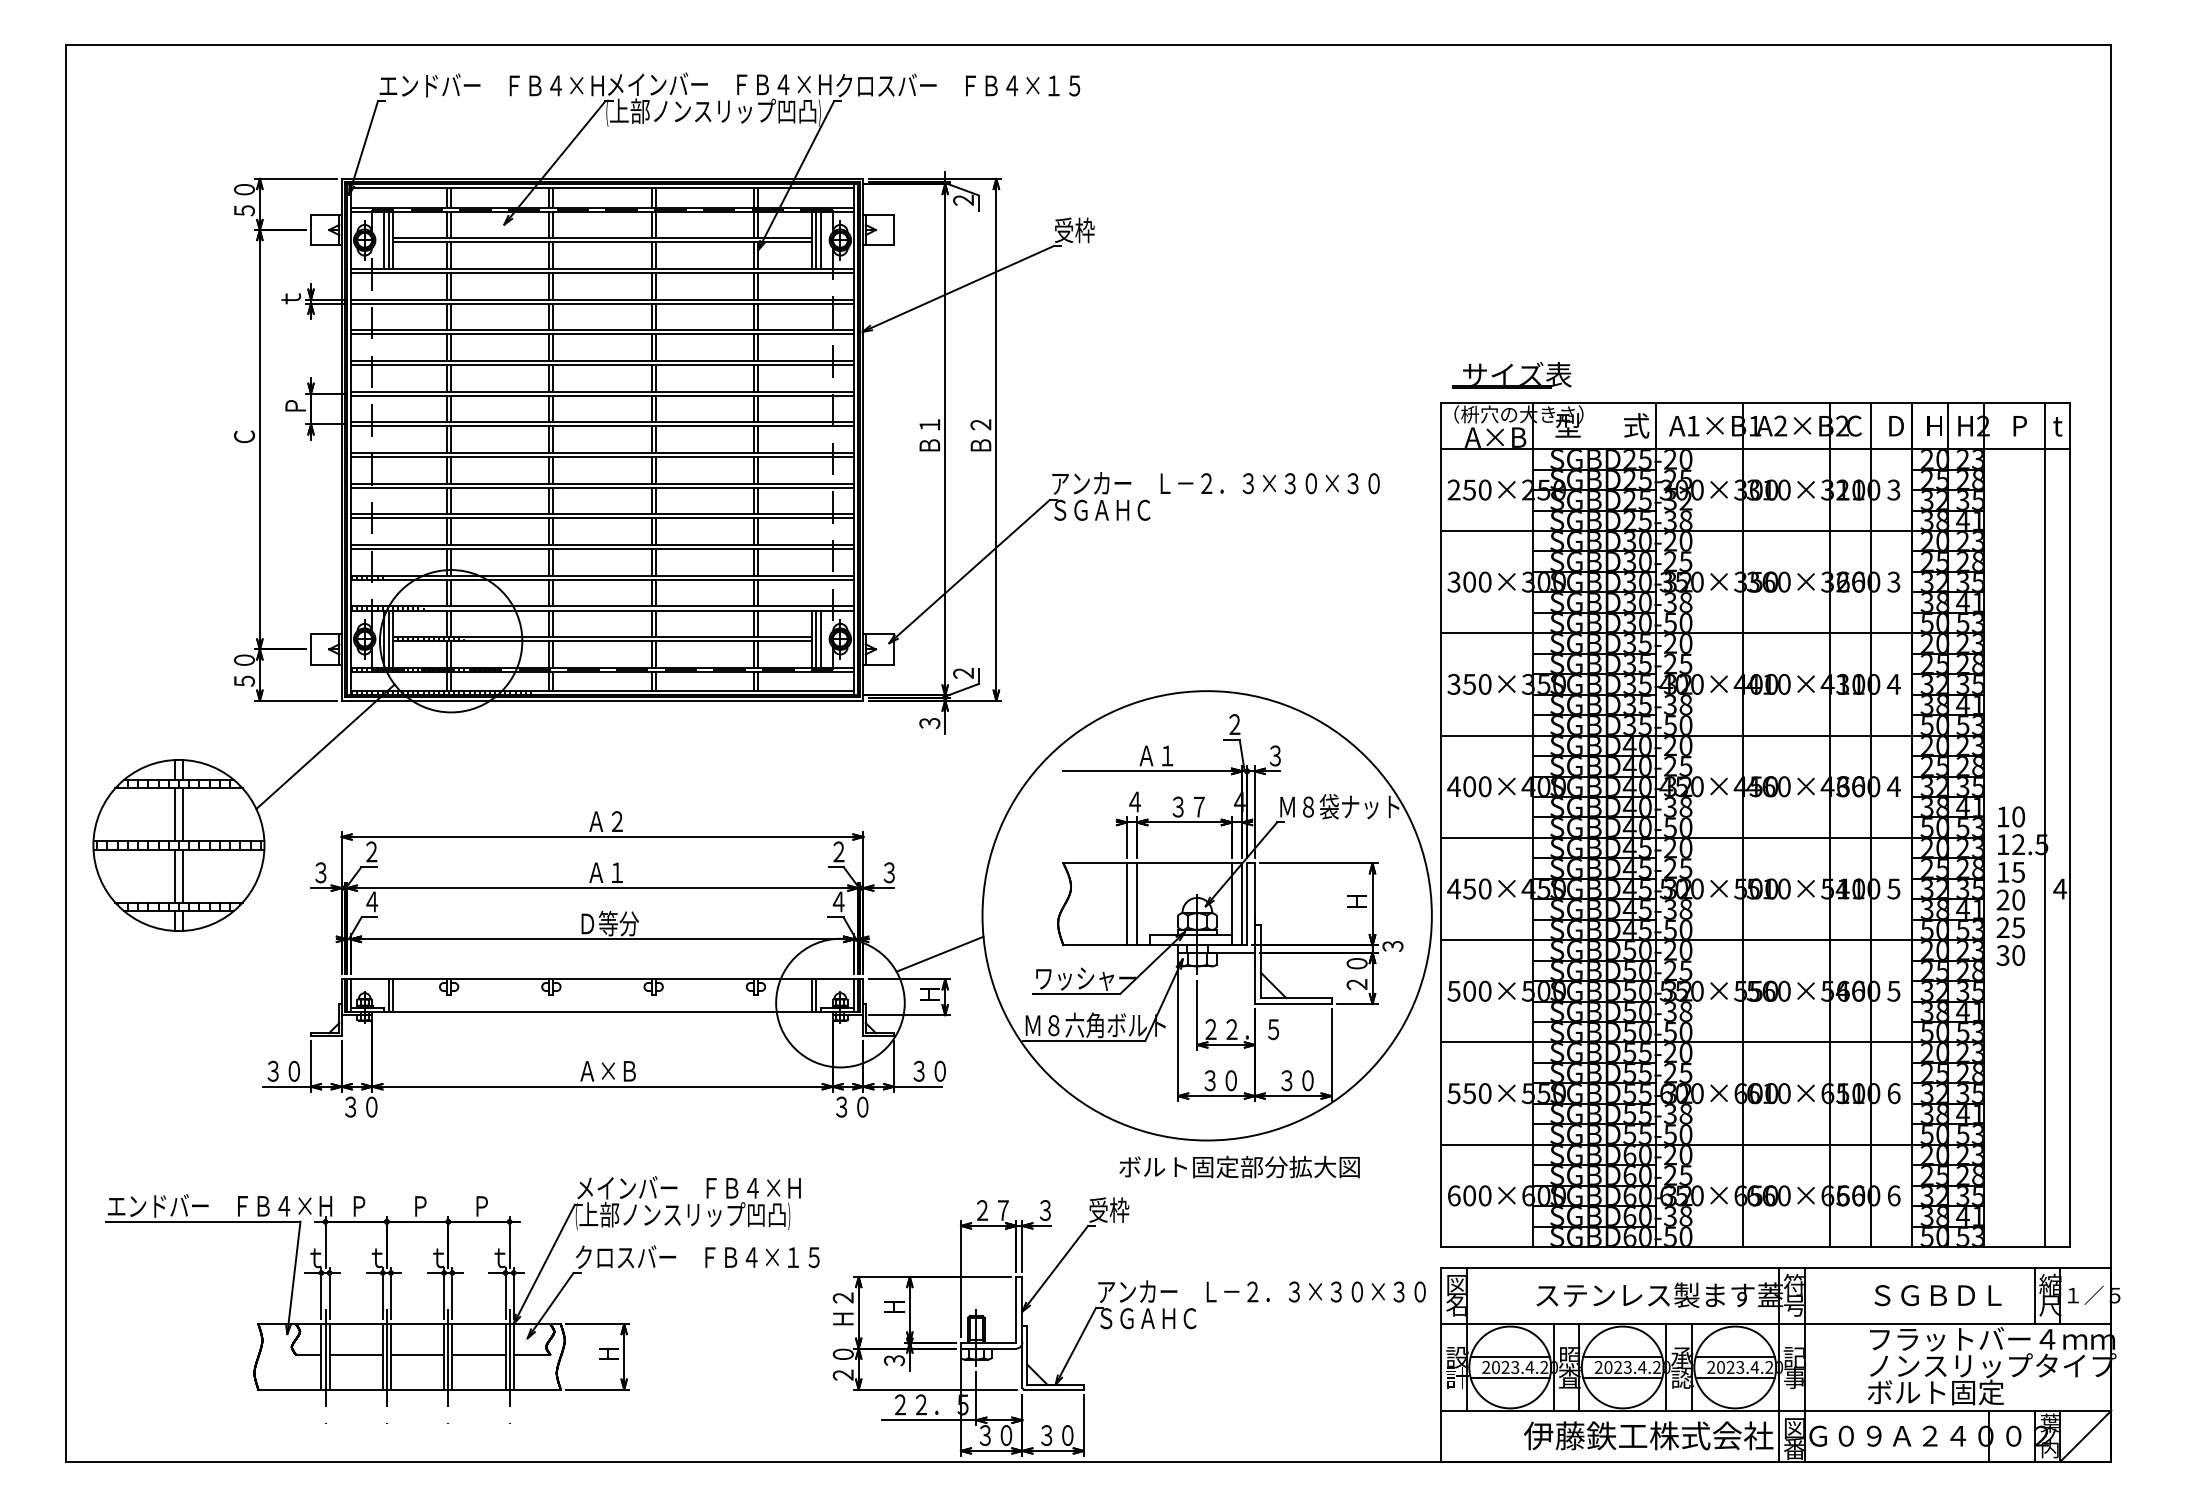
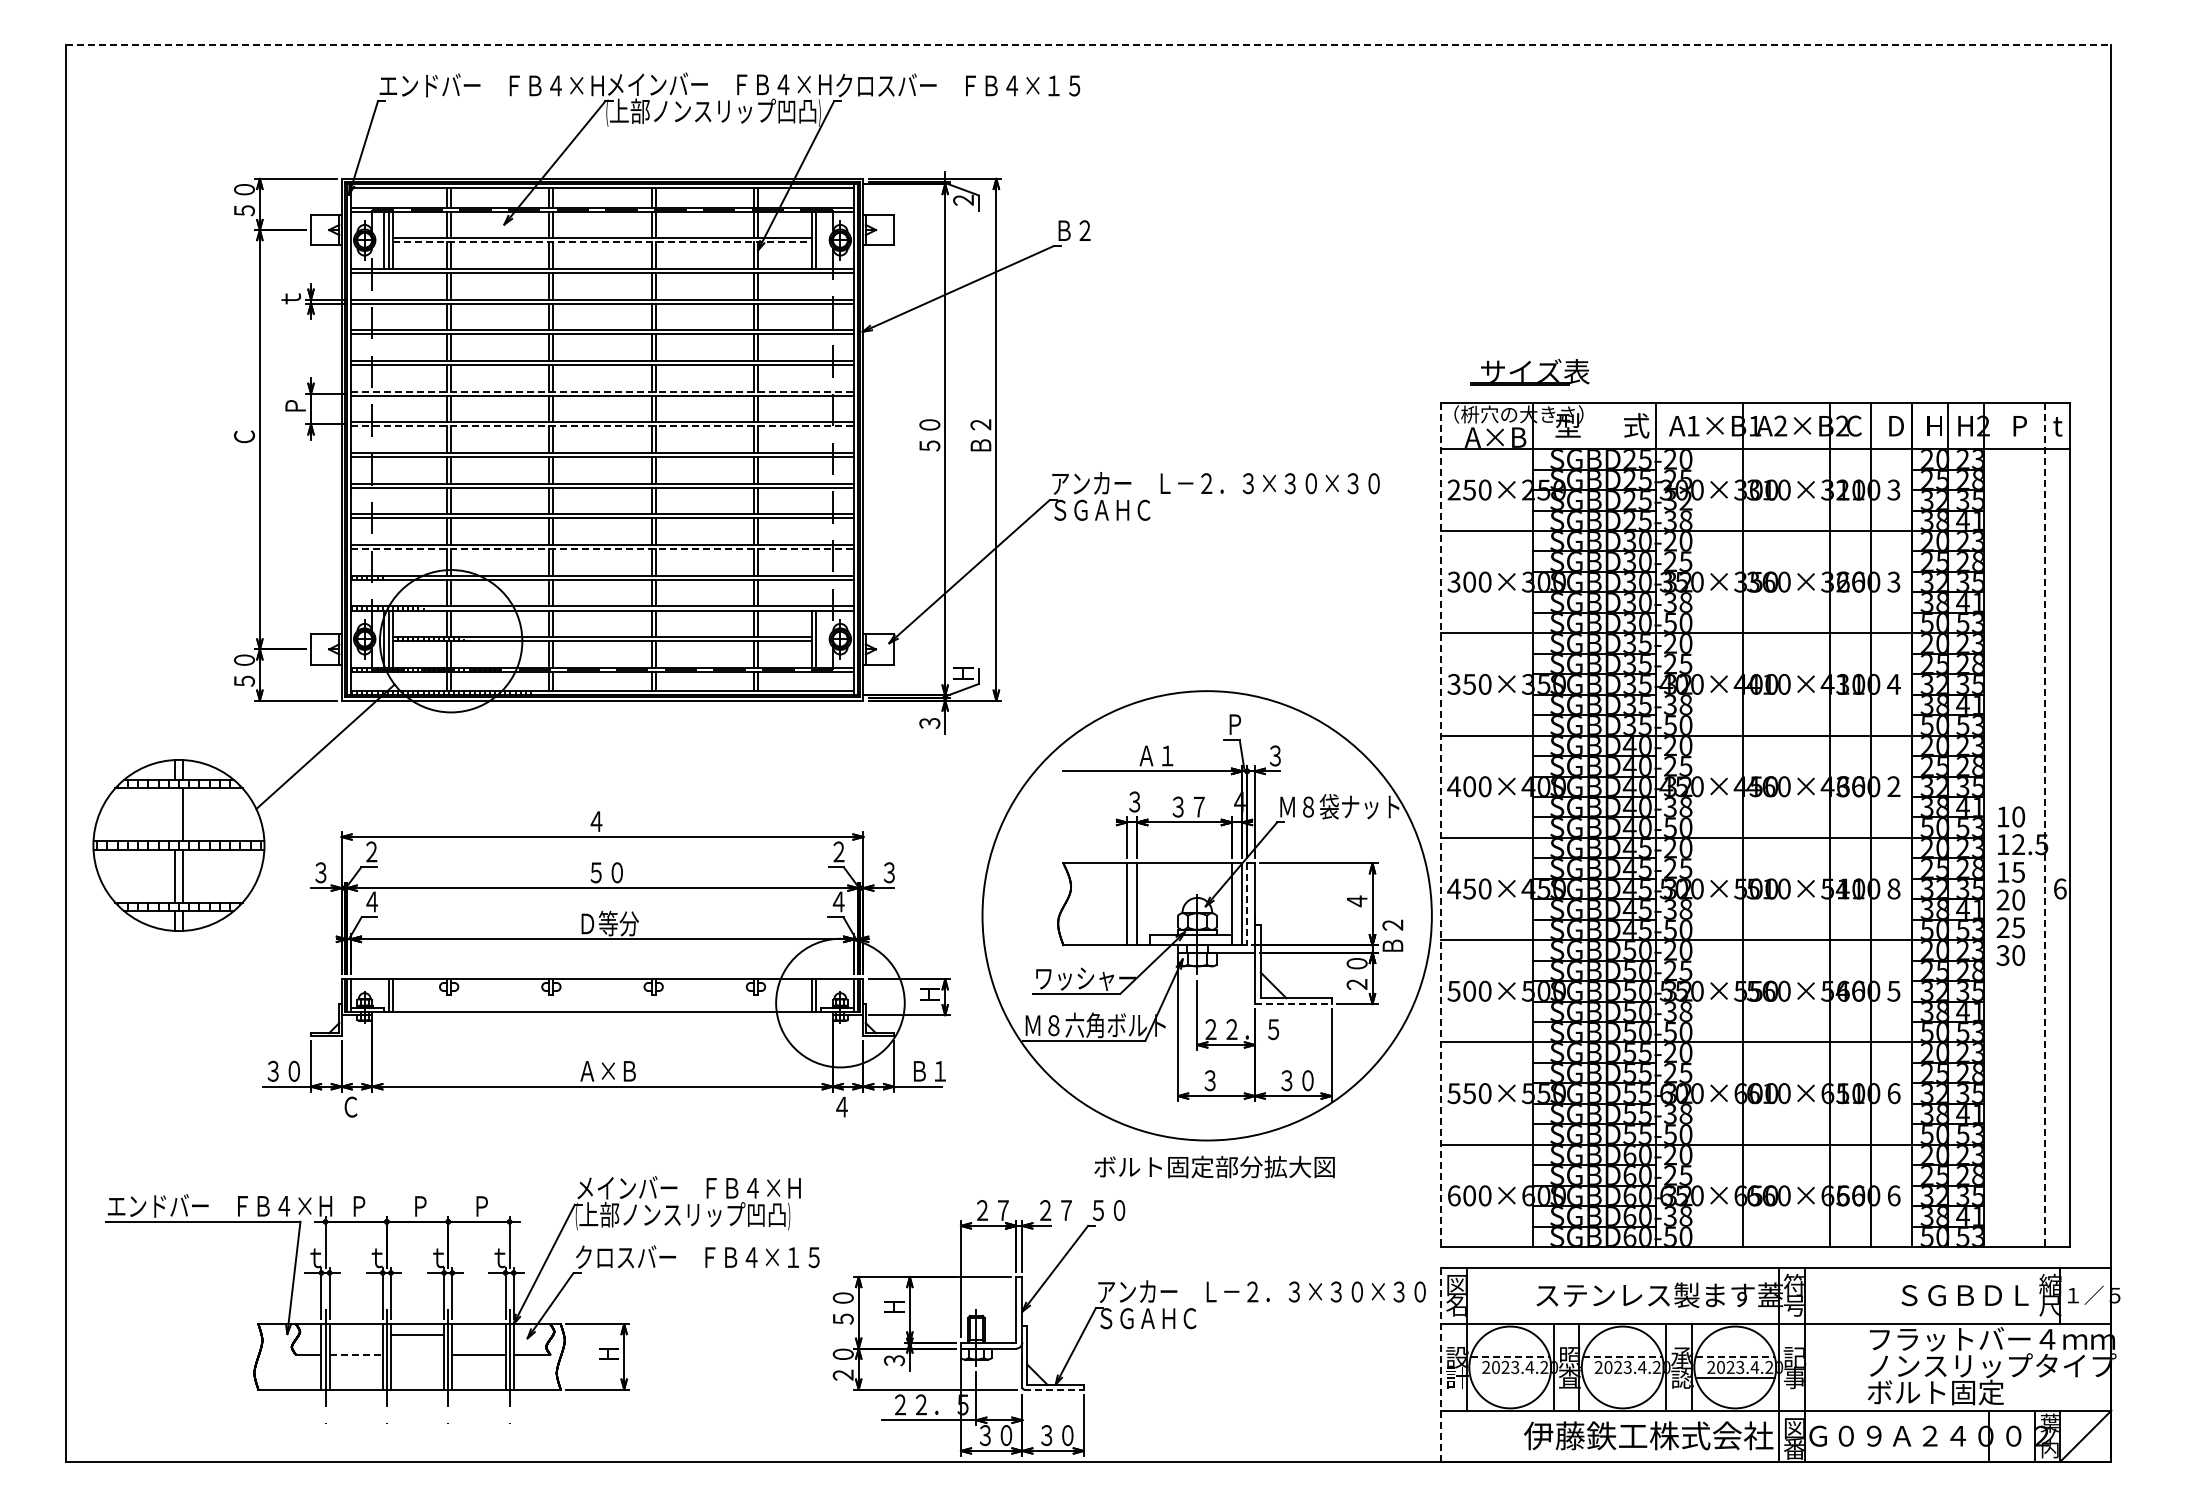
line: solid -> dashed (1088, 45)
text: 受枠 -> Ｂ２ (1074, 230)
line: present -> none (821, 239)
line: solid -> dashed (602, 242)
part position: (1511, 375) -> (1529, 372) (1529, 372)
line: solid -> dashed (602, 391)
line: solid -> dashed (602, 426)
text: Ｂ１ -> ５０ (929, 435)
line: solid -> dashed (602, 549)
line: present -> none (821, 638)
text: ２ -> Ｈ (963, 673)
text: ２ -> Ｐ (1234, 724)
text: 4 -> 2 (1893, 786)
text: ４ -> ３ (1134, 801)
line: present -> none (174, 814)
text: Ａ２ -> ４ (605, 821)
line: solid -> dashed (1441, 825)
line: solid -> dashed (2044, 825)
text: Ａ１ -> ５０ (605, 872)
text: 5 -> 8 (1893, 888)
text: 4 -> 6 (2060, 888)
text: Ｈ -> ４ (1356, 901)
line: solid -> dashed (1247, 904)
text: ３ -> Ｂ２ (1392, 935)
line: present -> none (939, 953)
line: solid -> dashed (1293, 1004)
text: ３０ -> Ｂ１ (929, 1070)
text: ３０ -> ３ (1230, 1080)
text: ３０ -> Ｃ (360, 1106)
text: ３０ -> ４ (852, 1106)
text position: (1239, 1166) -> (1214, 1166) (1214, 1166)
text: 受枠 -> ５０ (1109, 1209)
text: ３ -> ２７ (1055, 1210)
text position: (1937, 1295) -> (1964, 1295) (1964, 1295)
line: present -> none (2034, 1295)
text: Ｈ２ -> ５０ (843, 1308)
line: solid -> dashed (356, 1354)
line position: (417, 1354) -> (417, 1334) (417, 1334)
line: solid -> dashed (1510, 1357)
line: solid -> dashed (1622, 1357)
line: solid -> dashed (1735, 1357)
line: solid -> dashed (1441, 1365)
line: present -> none (1509, 1377)
line: present -> none (1622, 1377)
line: solid -> dashed (1054, 1389)
